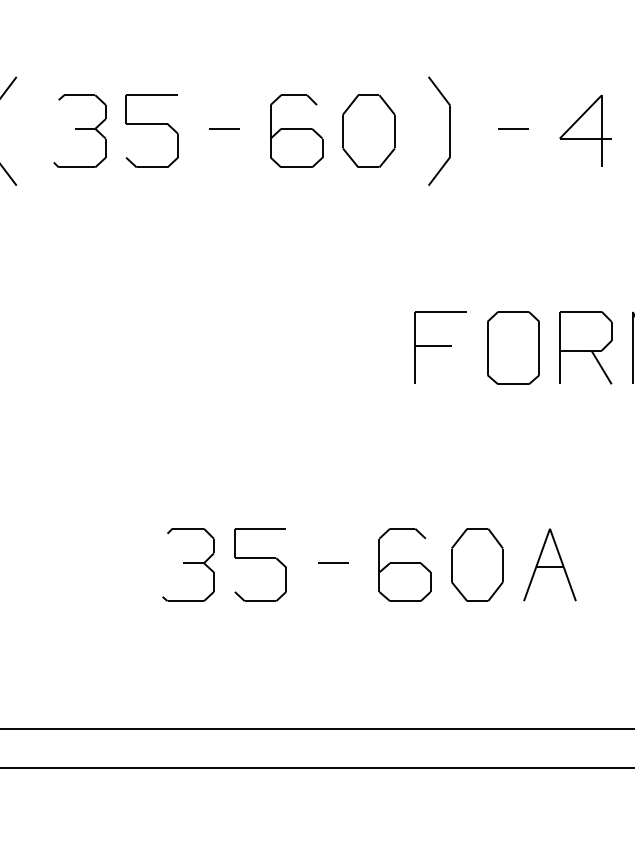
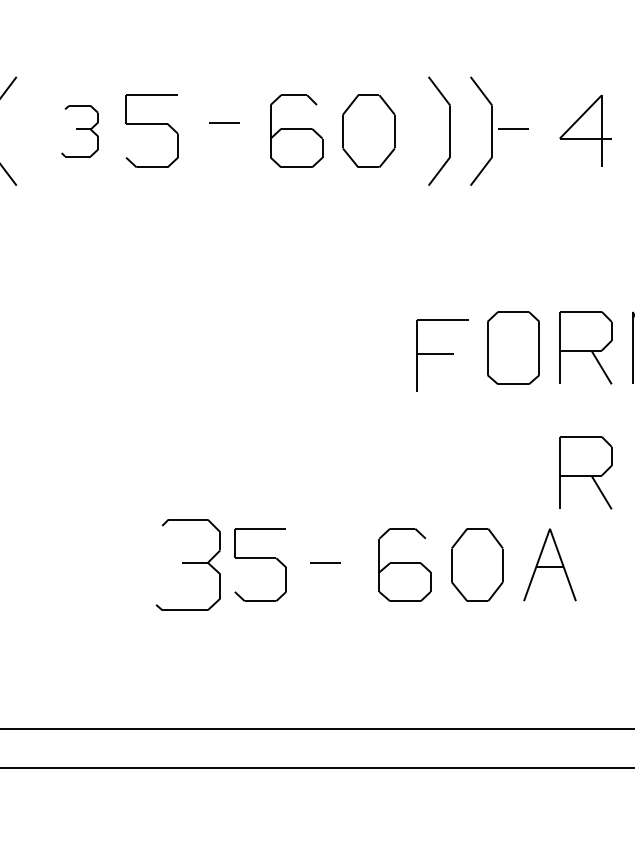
line position: (224, 128) -> (224, 122) (224, 122)
part size: 54x74 px -> 38x53 px (79, 131)
part: none -> present (491, 130)
part position: (440, 347) -> (442, 355) (442, 355)
part: none -> present (585, 472)
line position: (333, 562) -> (325, 562) (325, 562)
part size: 53x74 px -> 66x92 px (187, 564)
